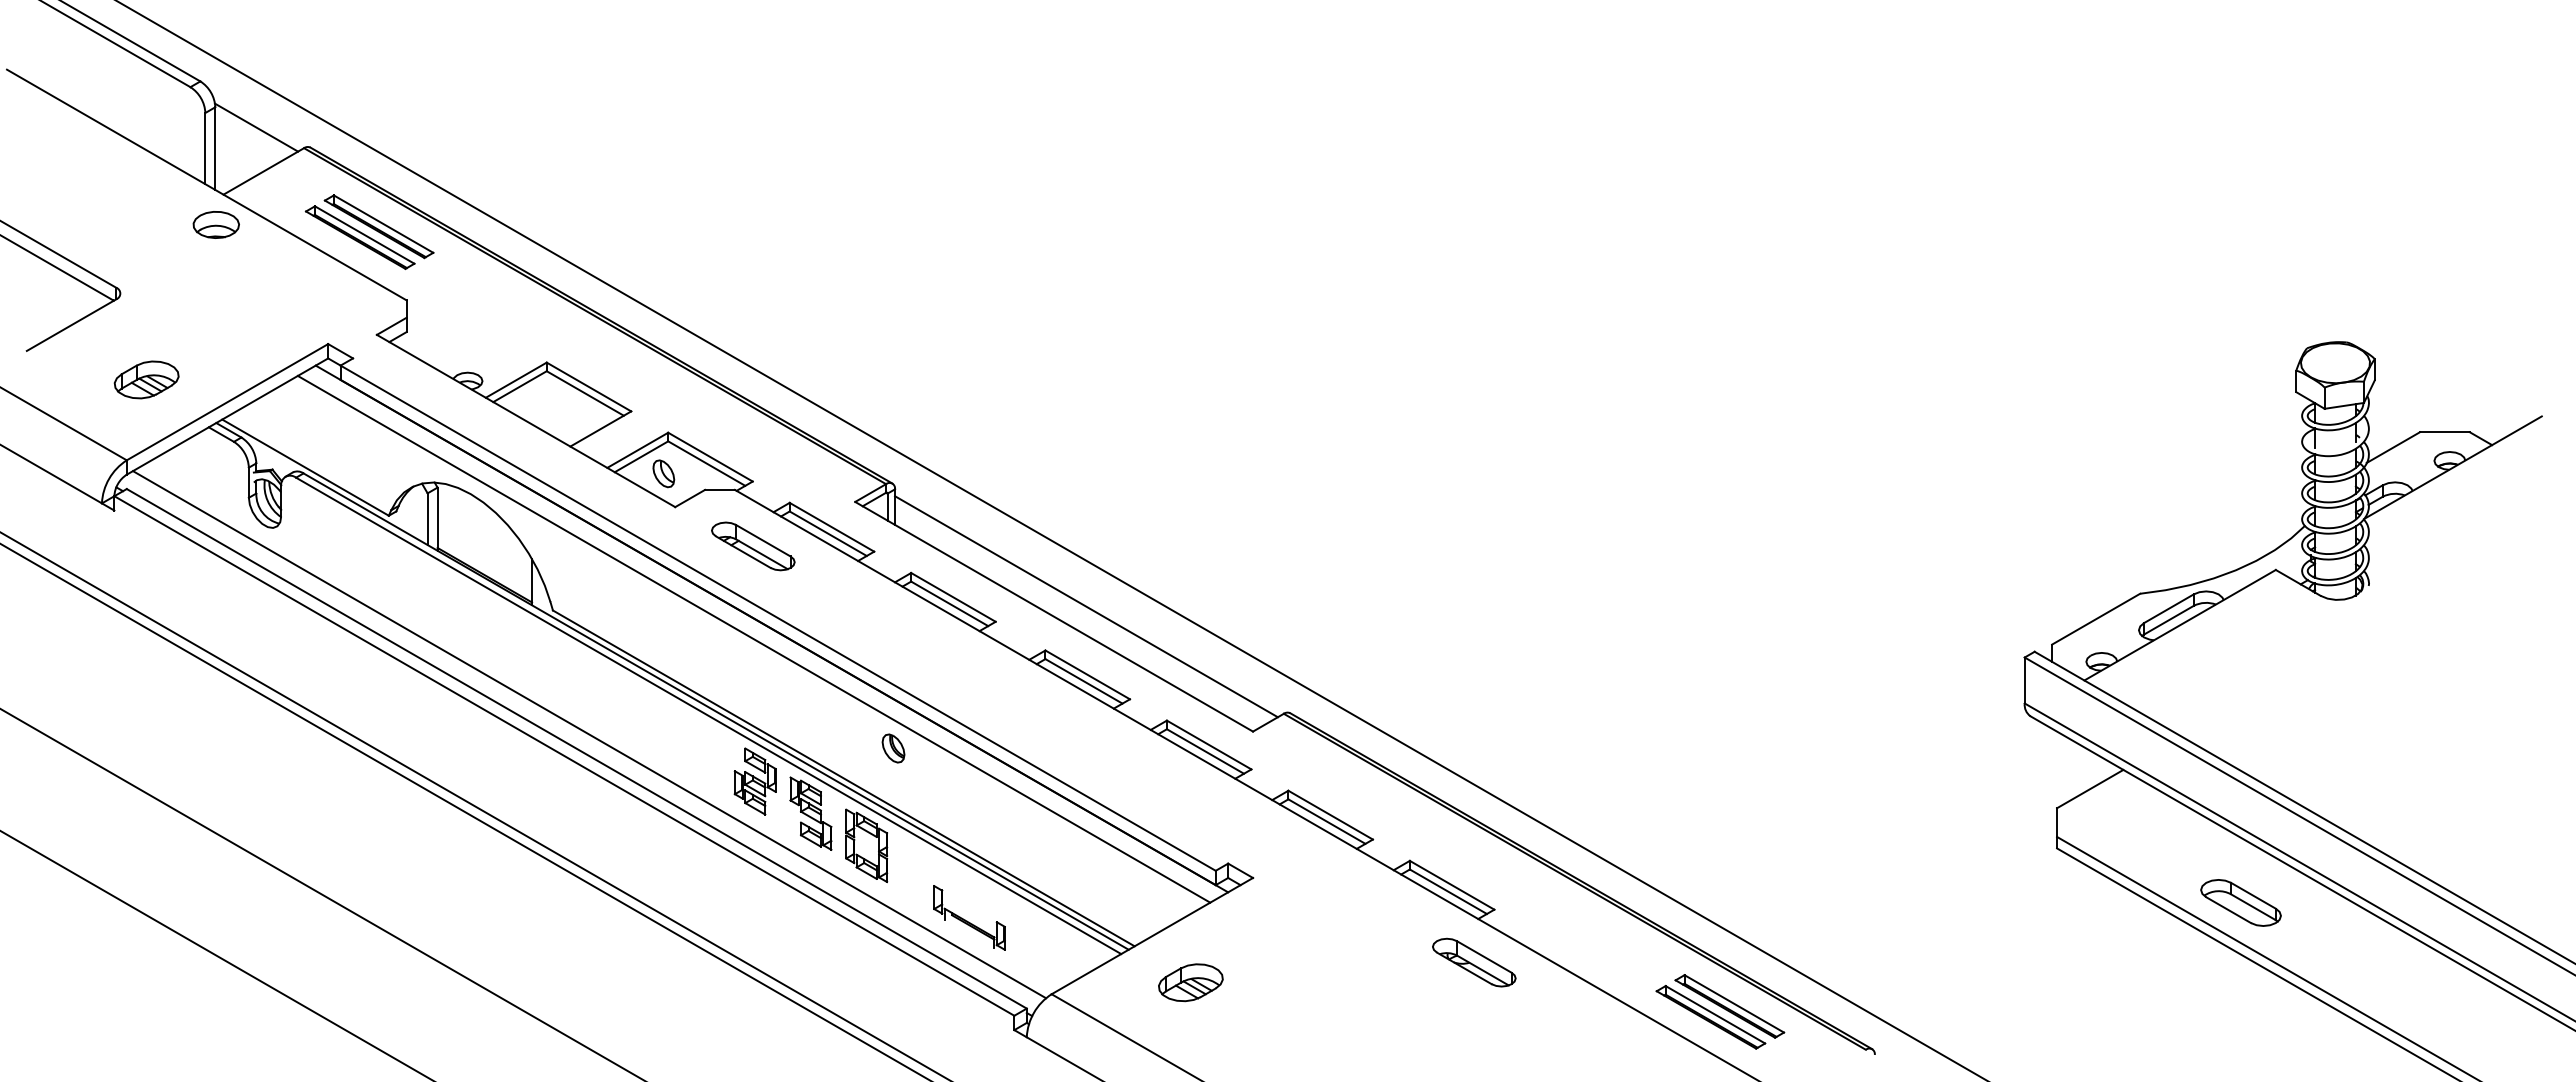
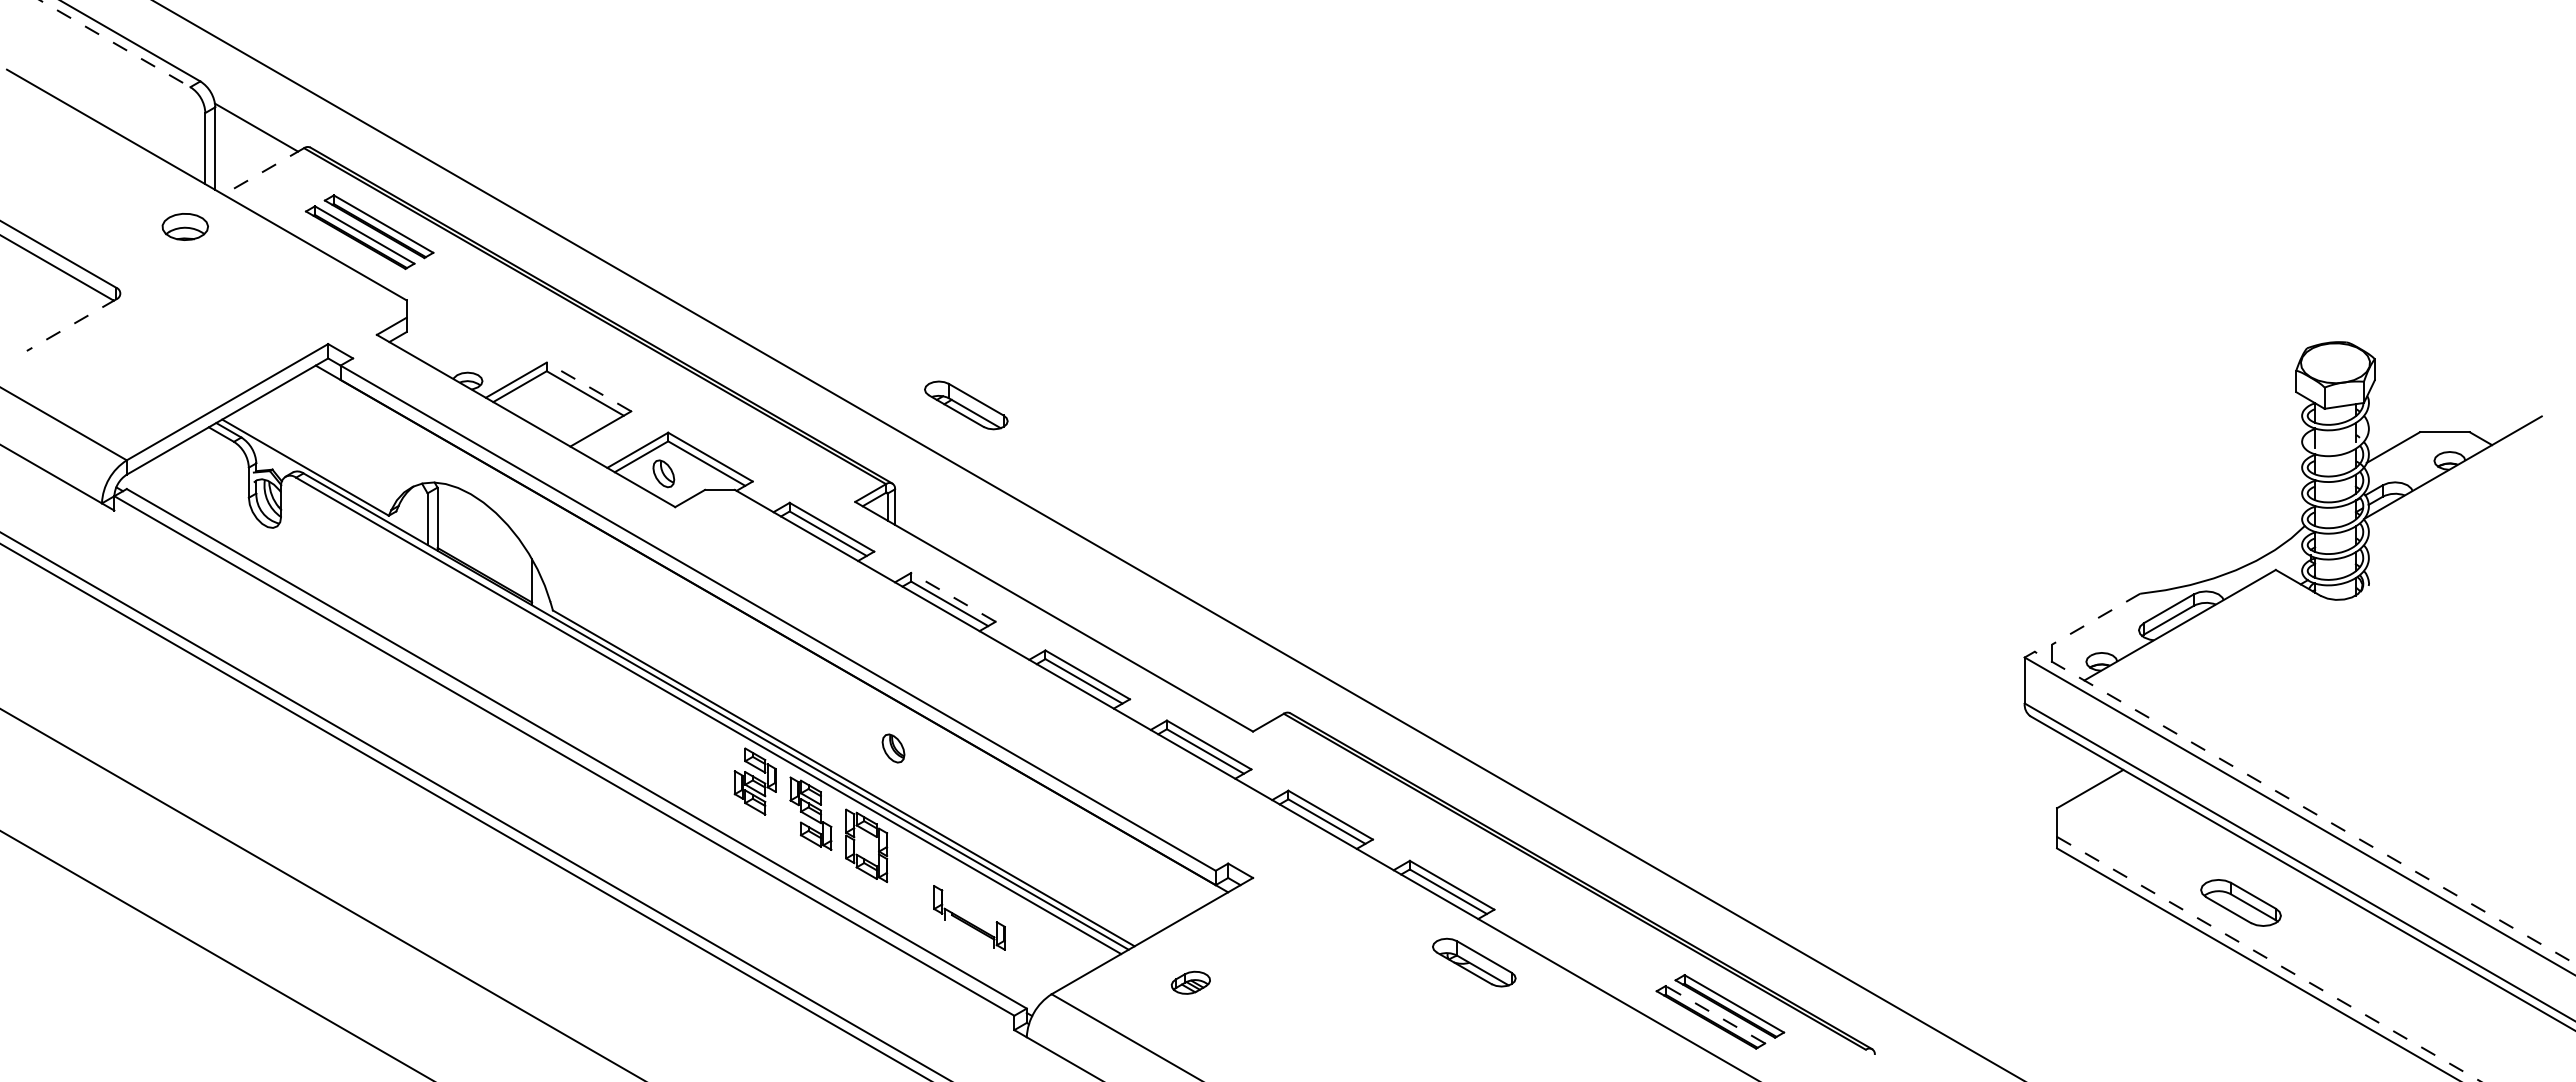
line: solid -> dashed (115, 43)
line: solid -> dashed (263, 171)
part position: (215, 224) -> (184, 226) (184, 226)
line: solid -> dashed (71, 325)
part: present -> none (146, 379)
line: solid -> dashed (589, 387)
line position: (1051, 540) -> (1088, 540) (1088, 540)
part position: (753, 546) -> (966, 405) (966, 405)
line: solid -> dashed (953, 597)
line: present -> none (1086, 606)
line: solid -> dashed (2096, 619)
line: present -> none (753, 638)
line: present -> none (589, 734)
line: solid -> dashed (2304, 807)
line: solid -> dashed (2269, 959)
part size: 66x40 px -> 41x25 px (1190, 982)
line: solid -> dashed (1714, 1014)
